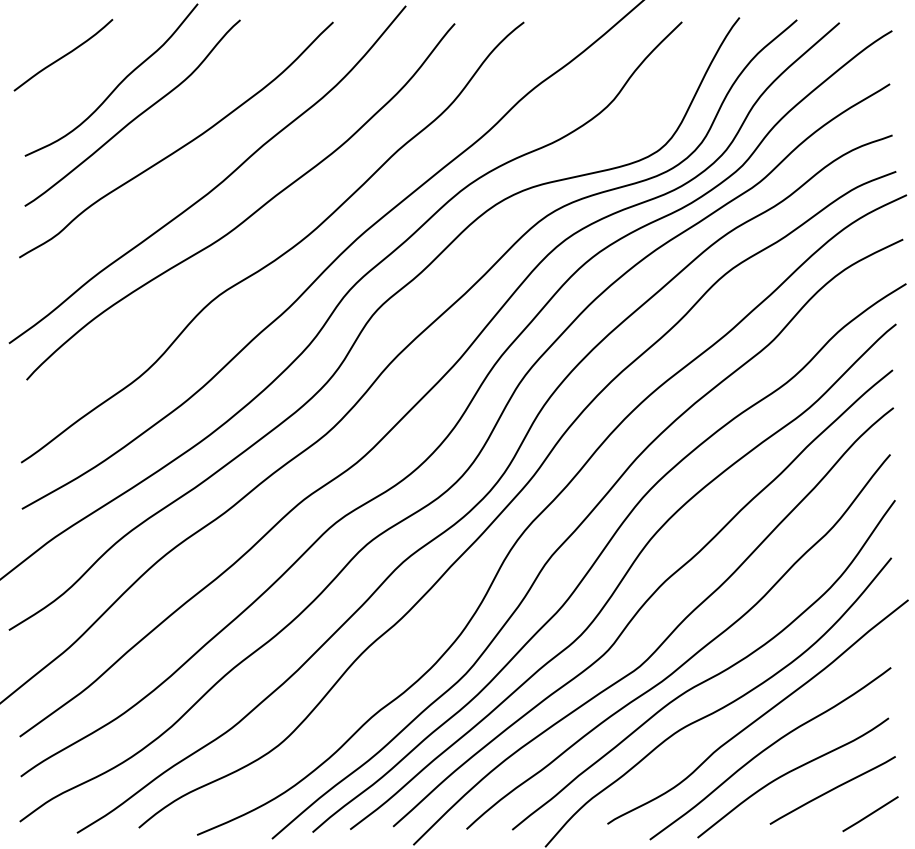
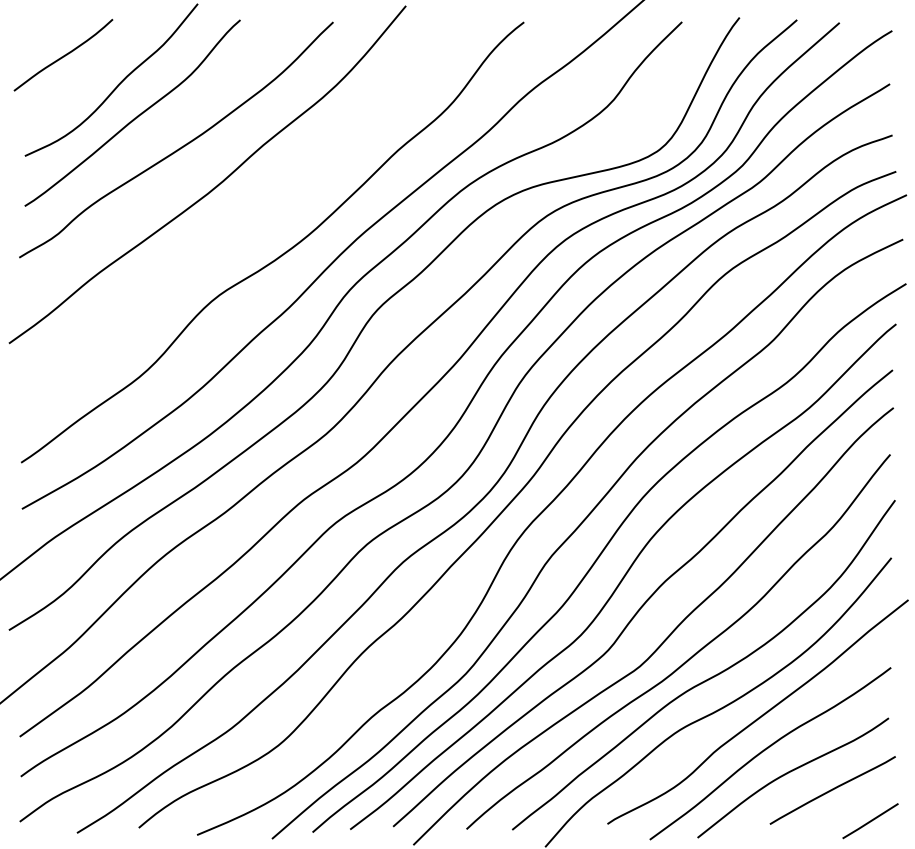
curve: present -> none (250, 214)
line position: (870, 814) -> (870, 821) (870, 821)
